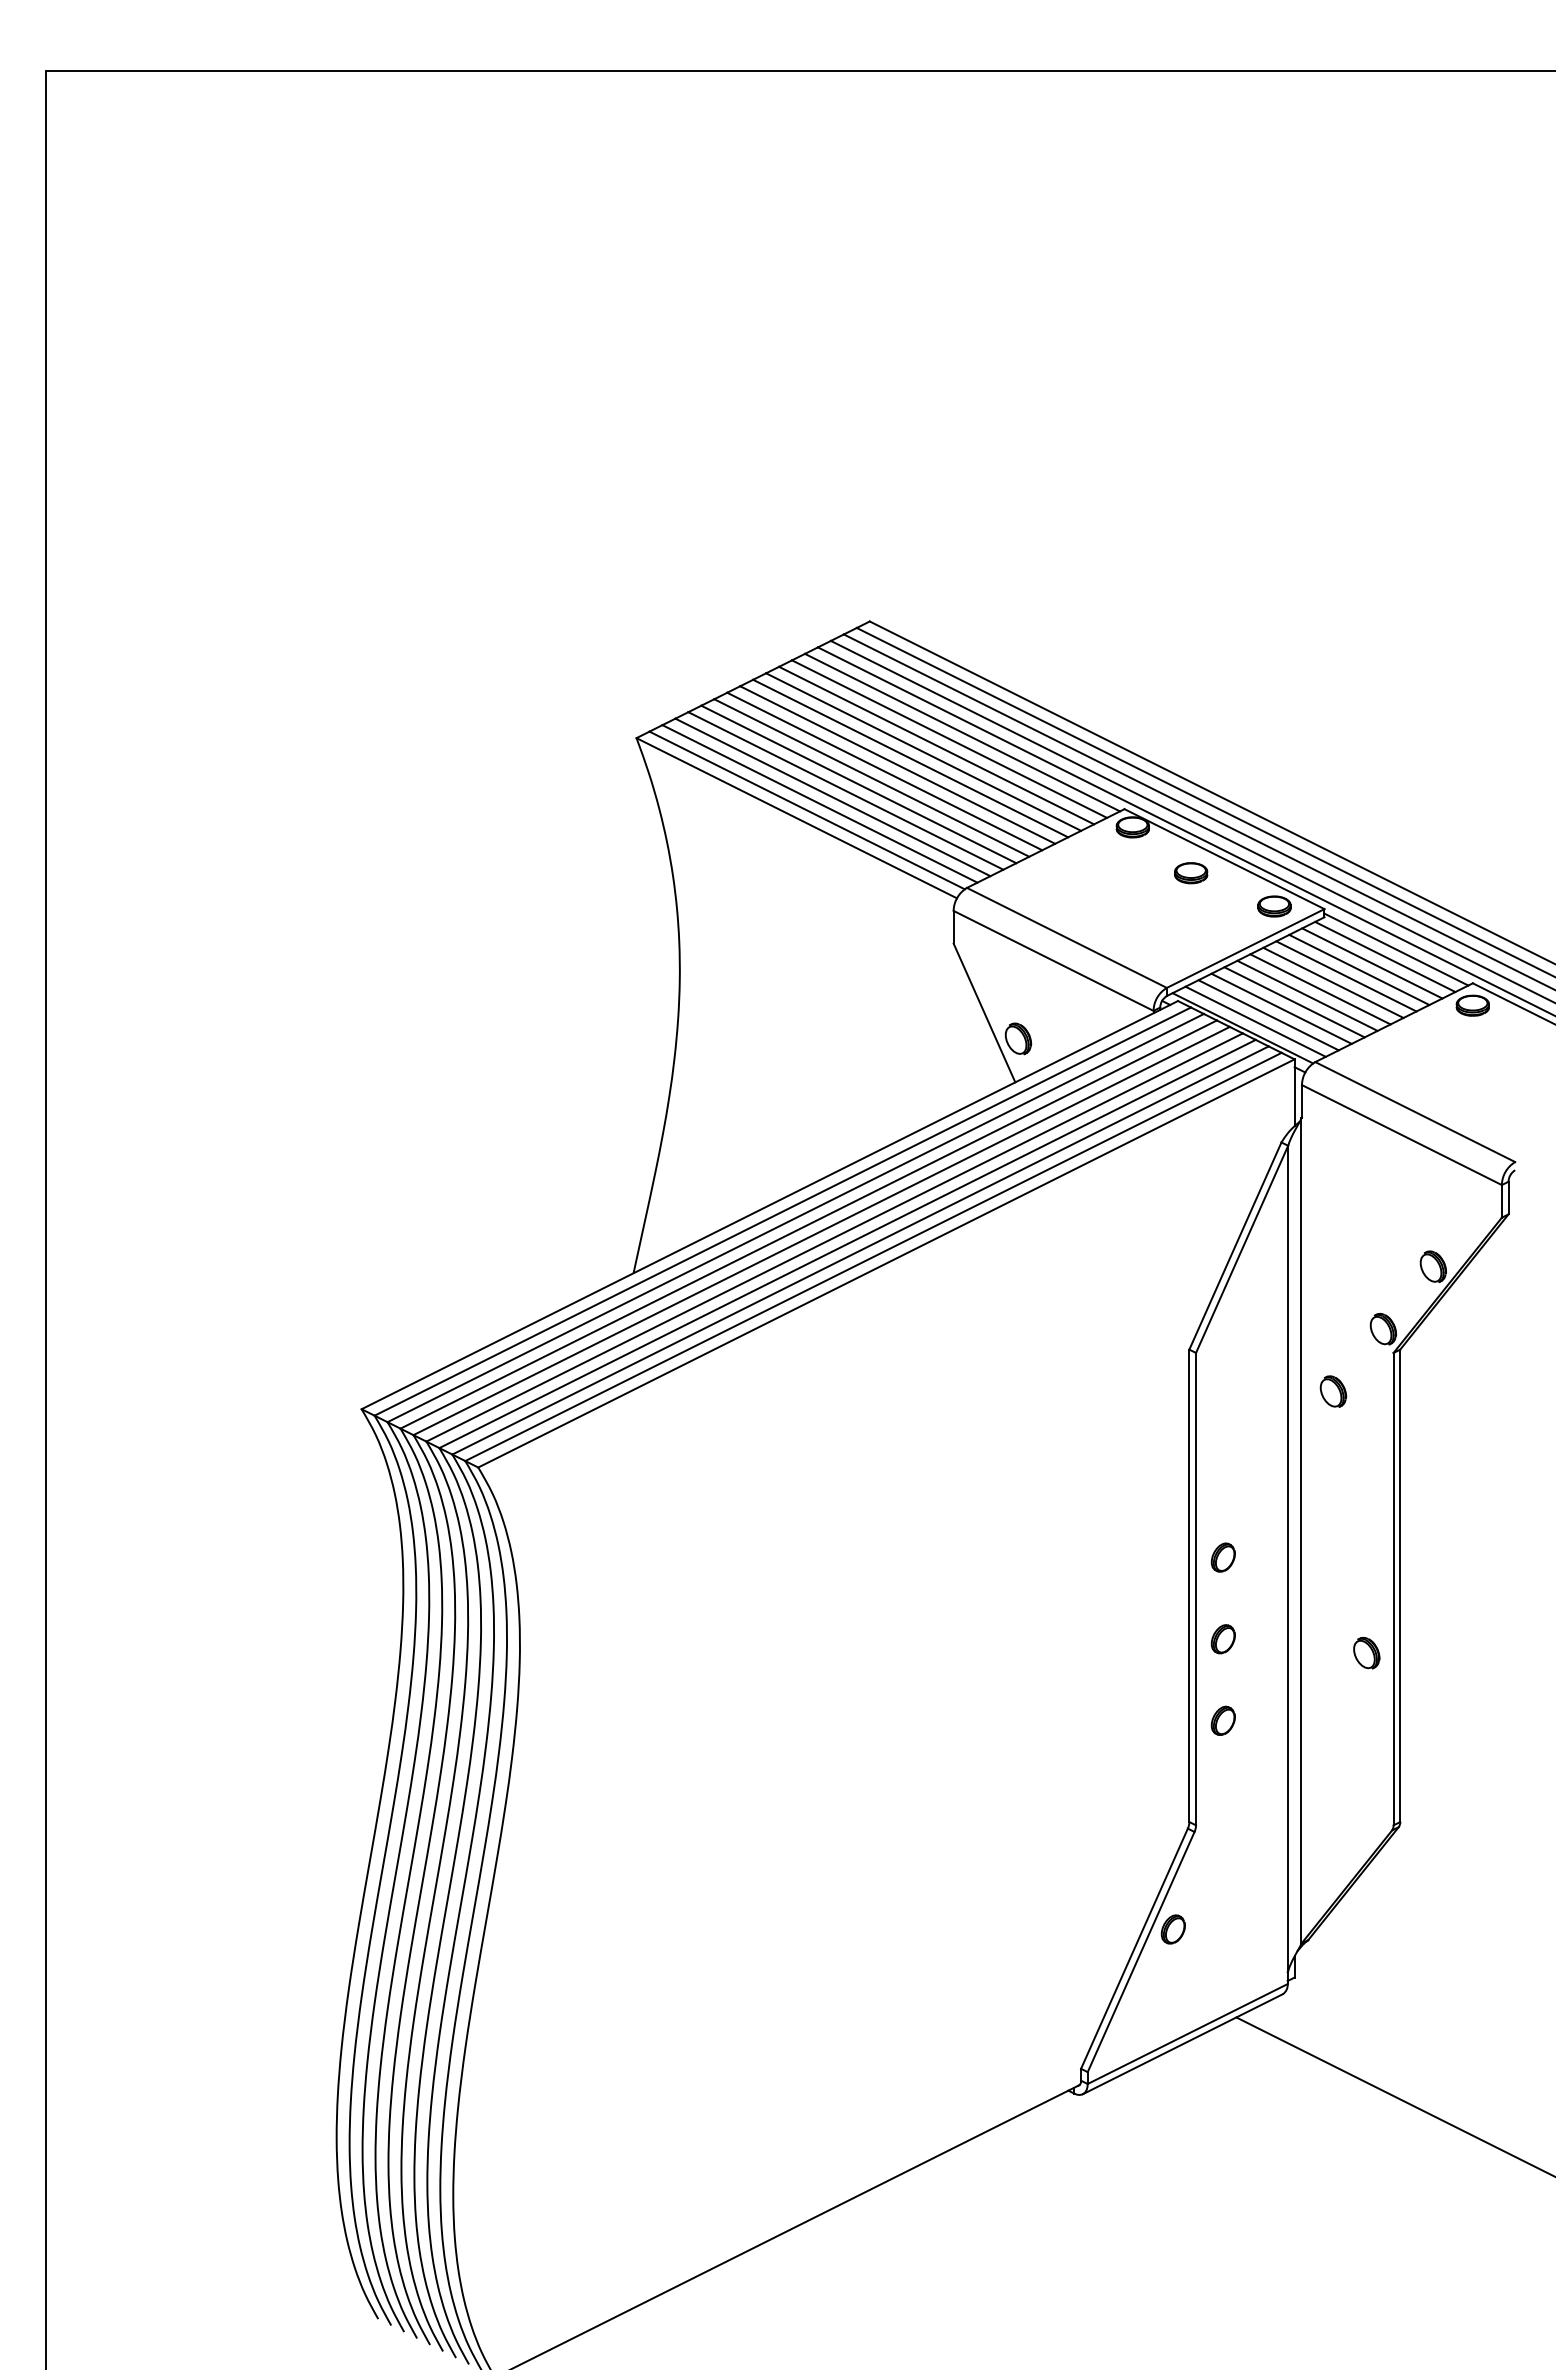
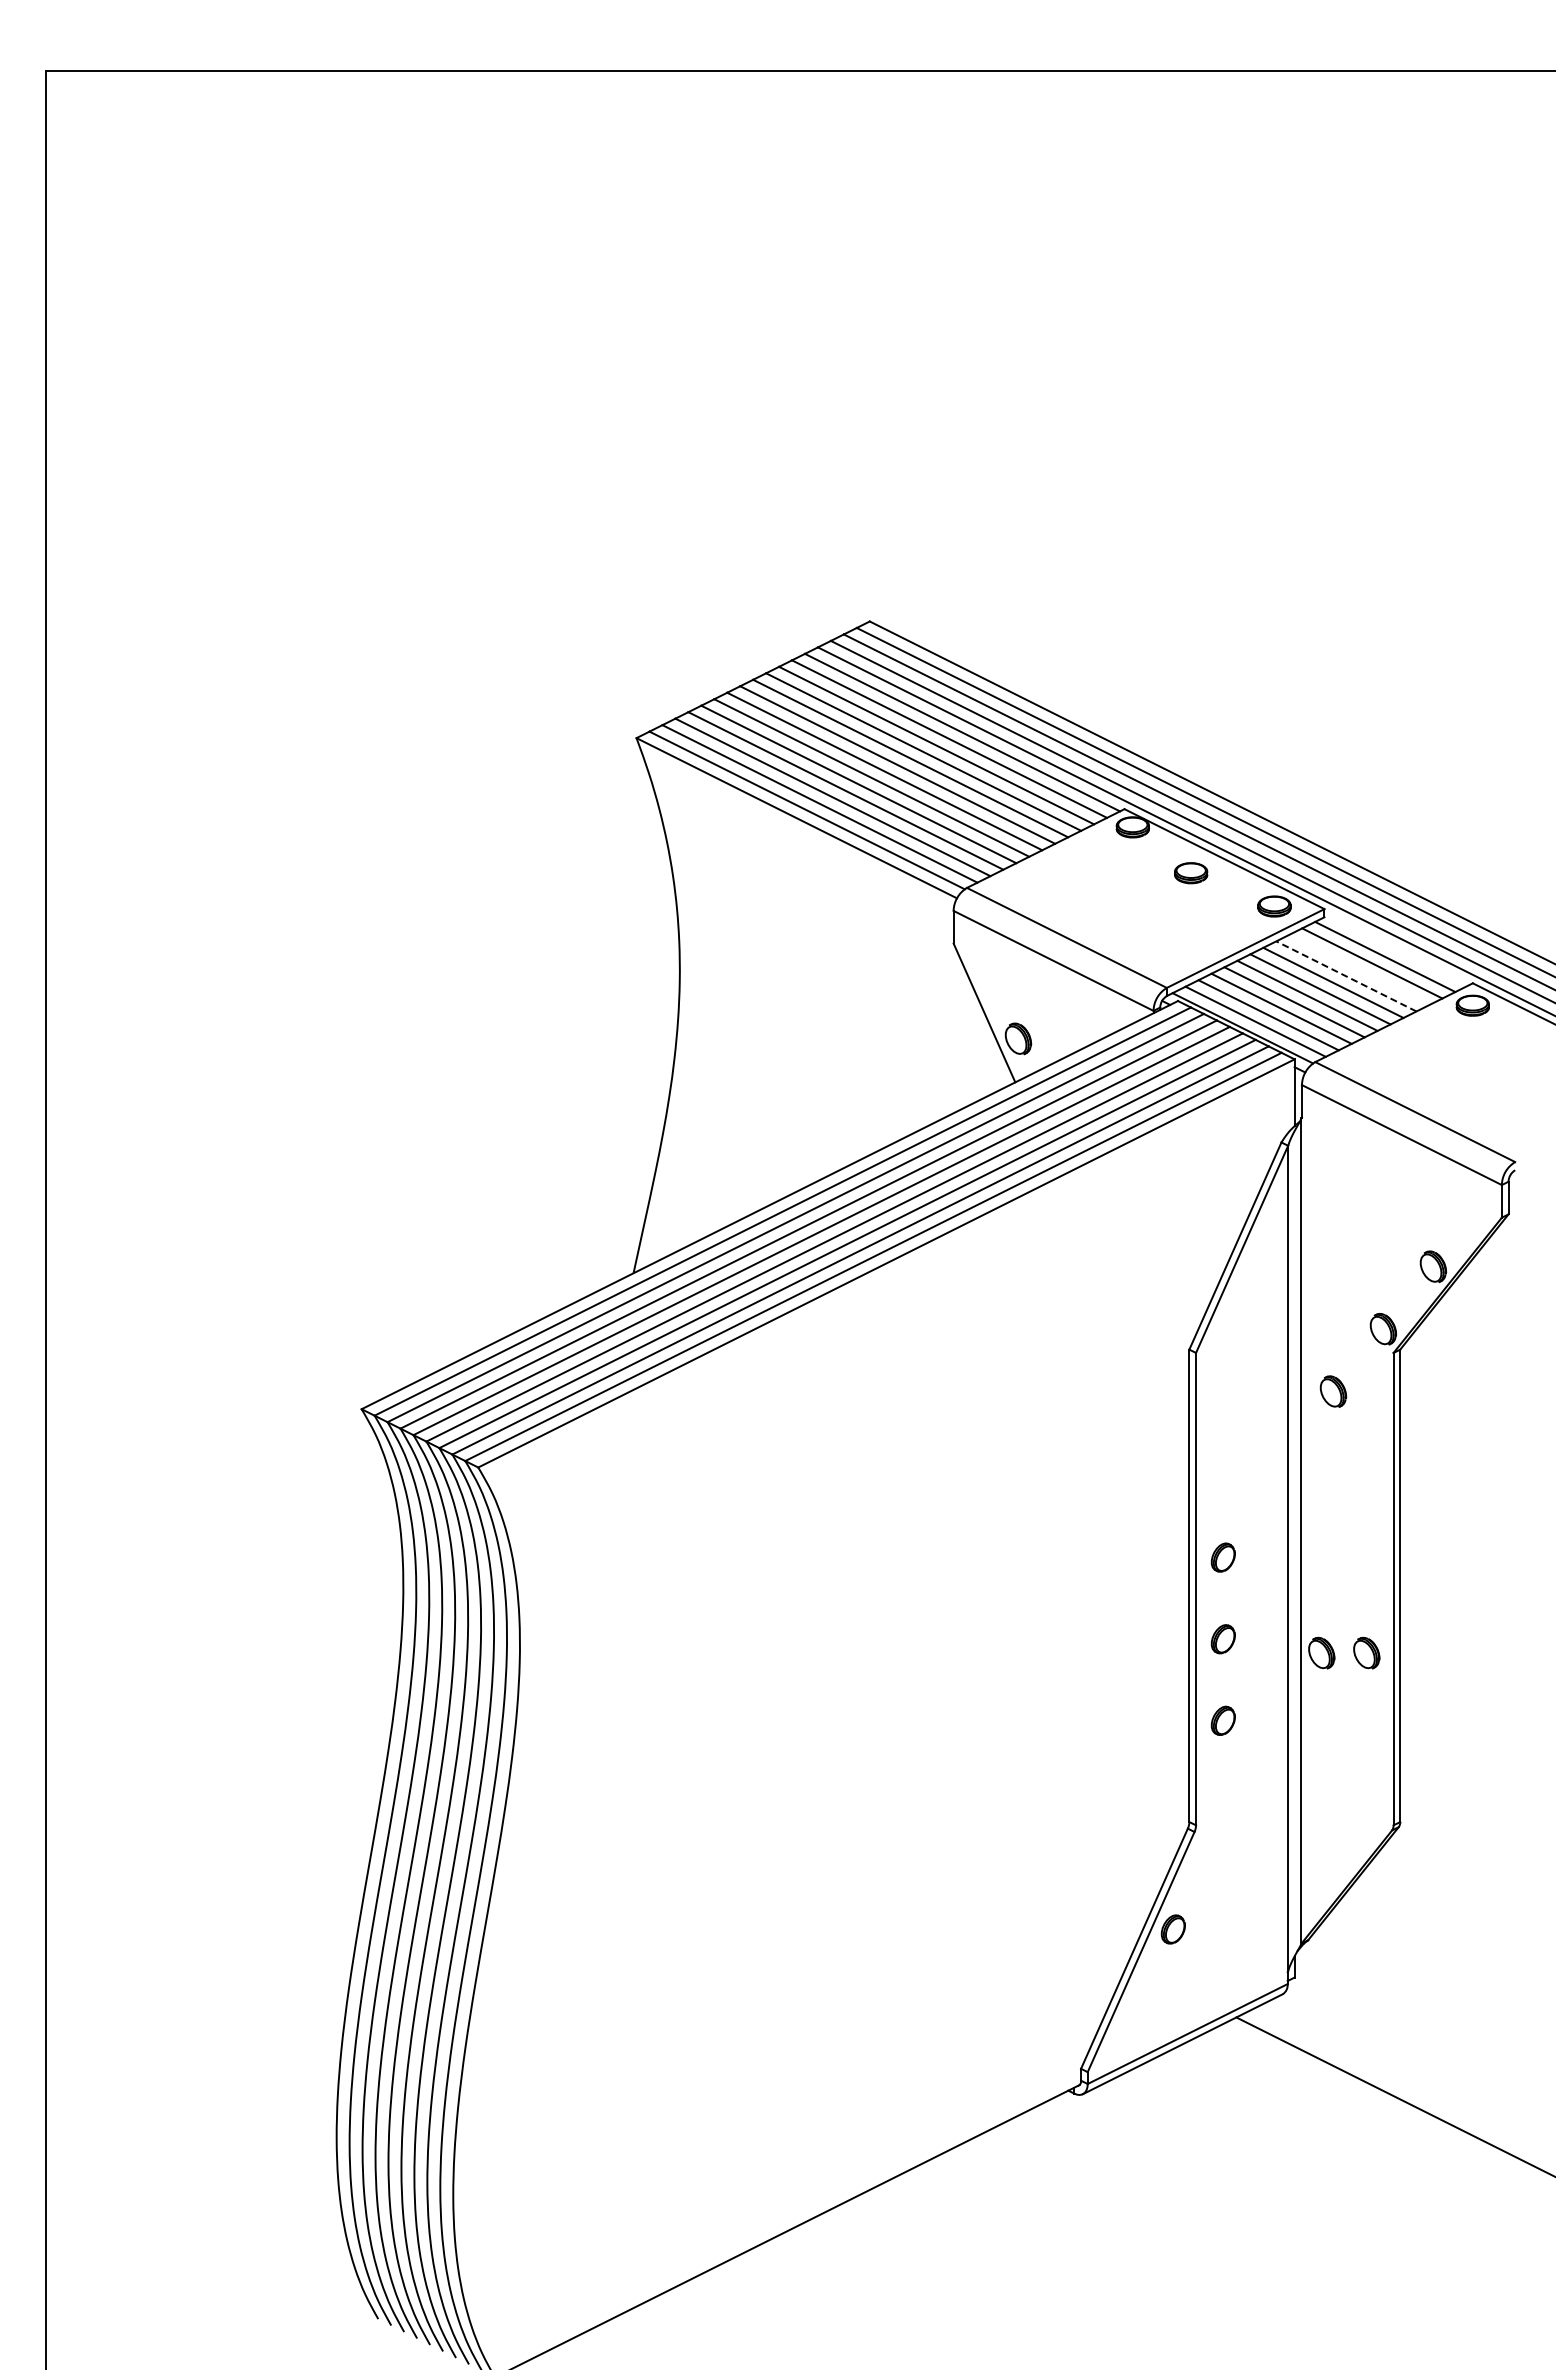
line: present -> none (1396, 949)
line: present -> none (1359, 969)
line: solid -> dashed (1345, 976)
part: none -> present (1321, 1652)
